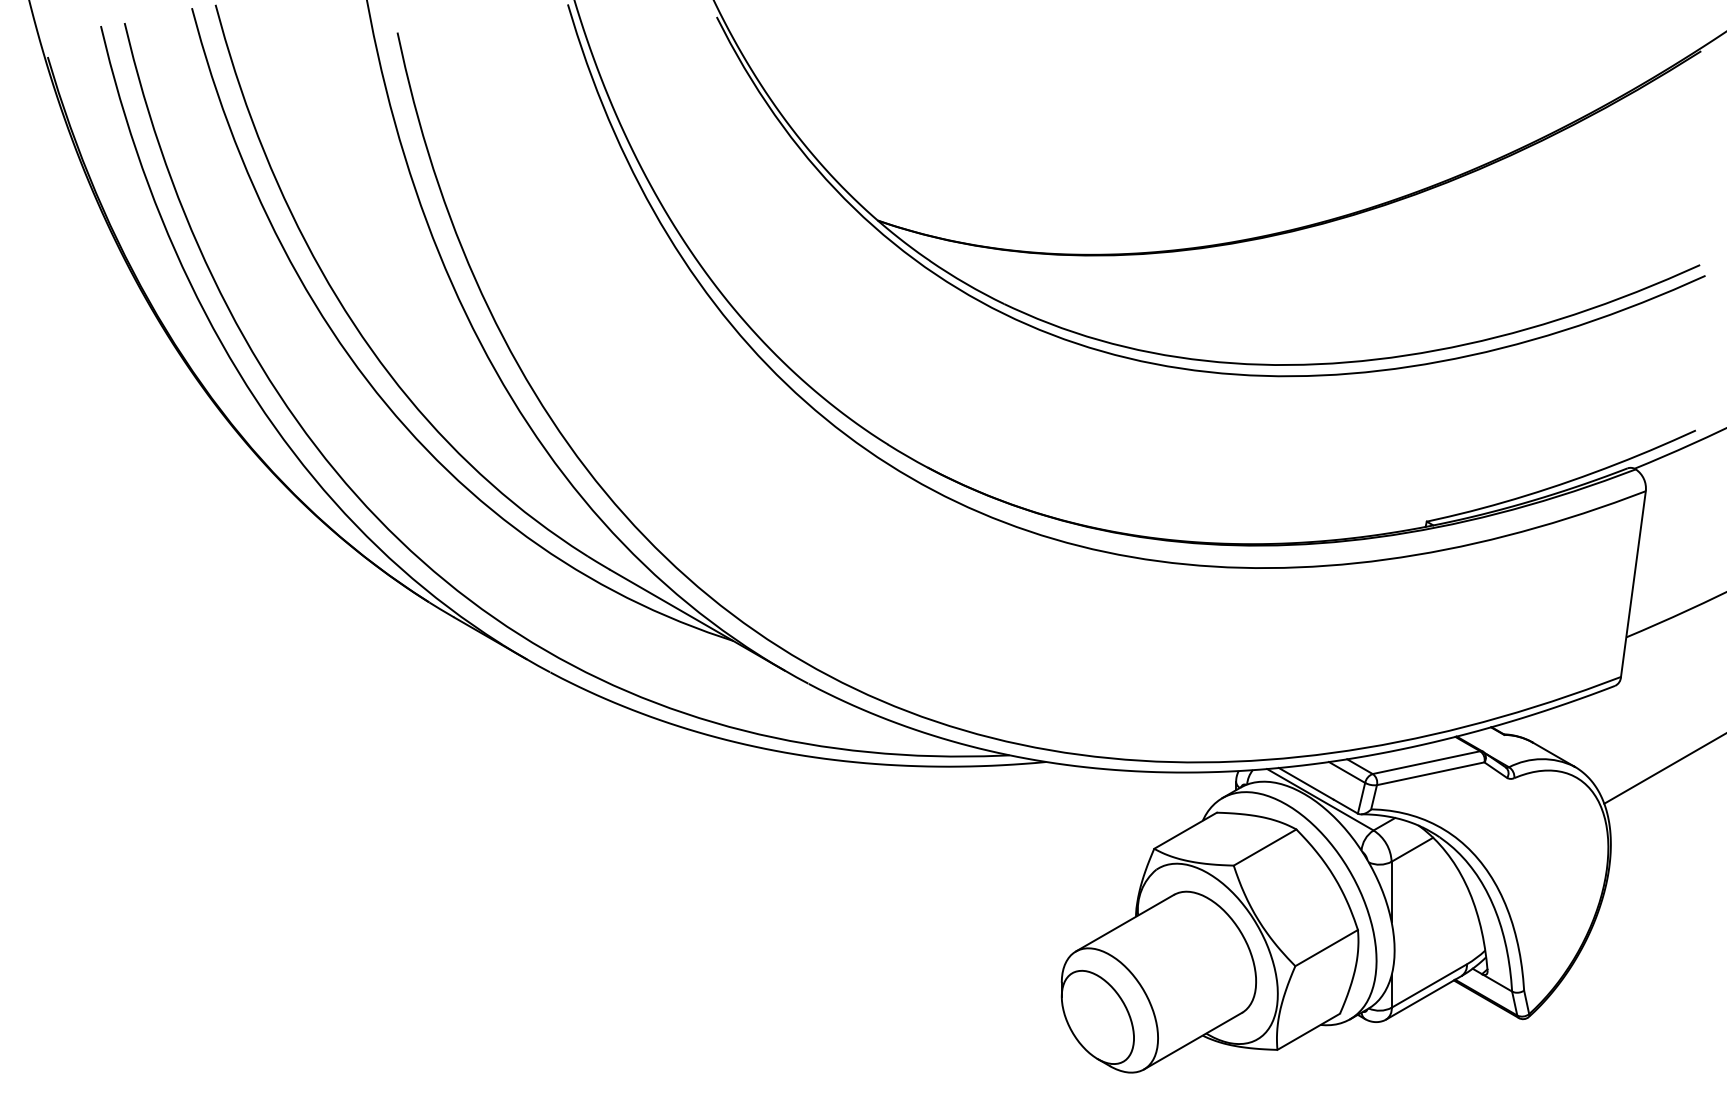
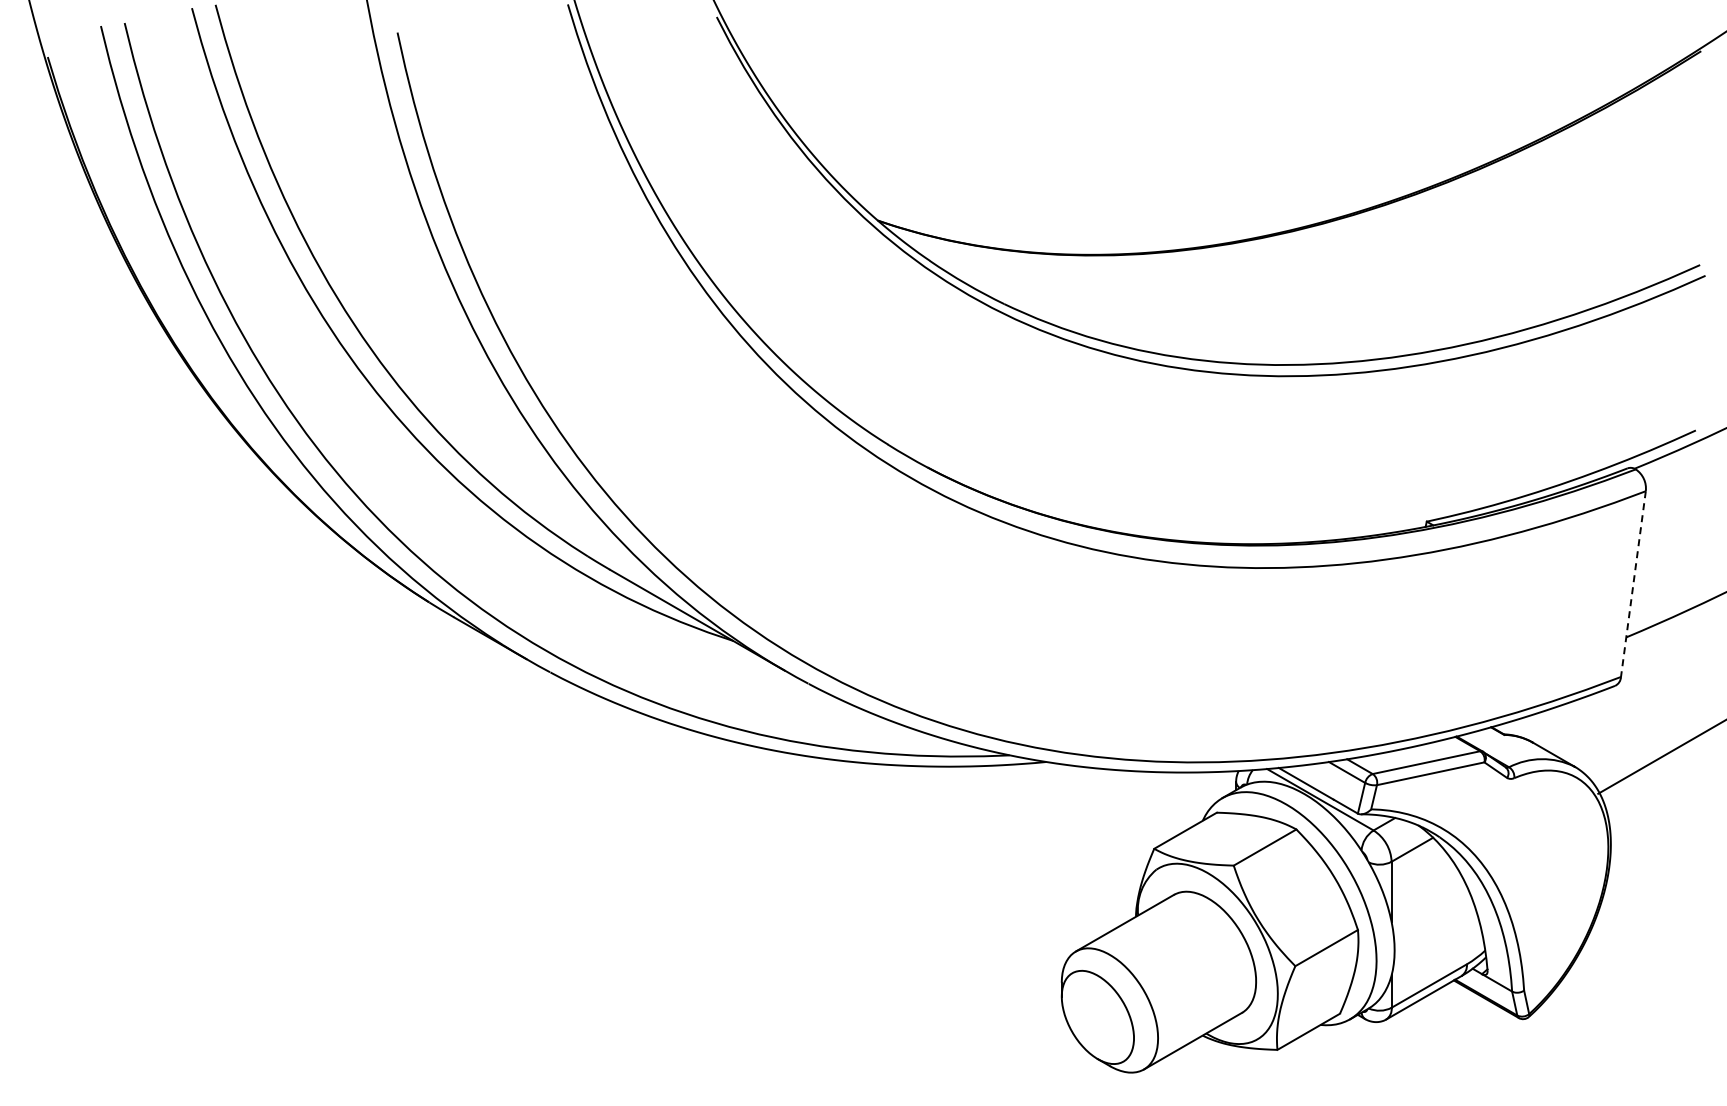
line: solid -> dashed (1633, 584)
line position: (1663, 768) -> (1660, 757) (1660, 757)
